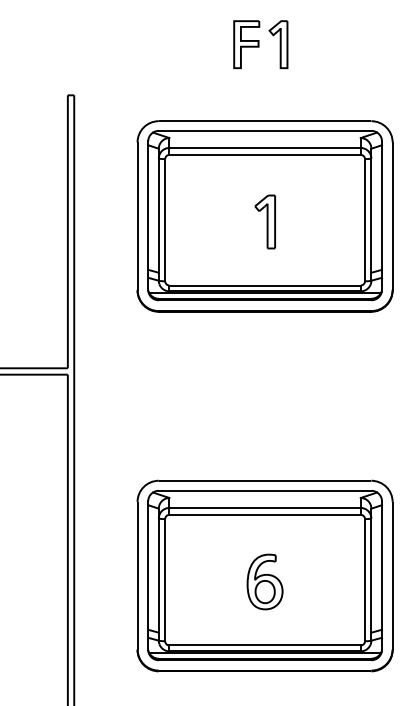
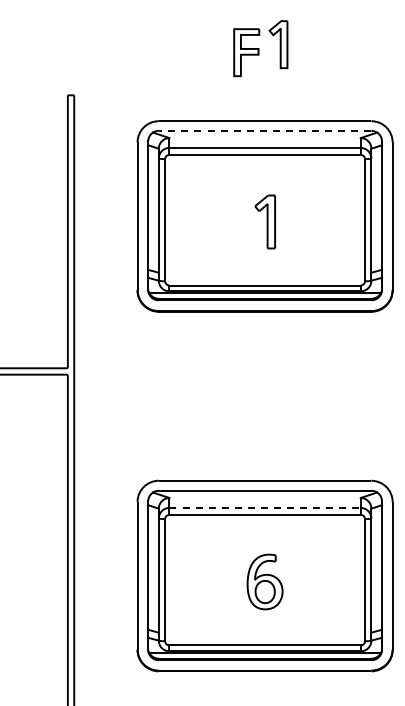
part position: (246, 44) -> (246, 52) (246, 52)
line: solid -> dashed (264, 130)
line: solid -> dashed (265, 507)
